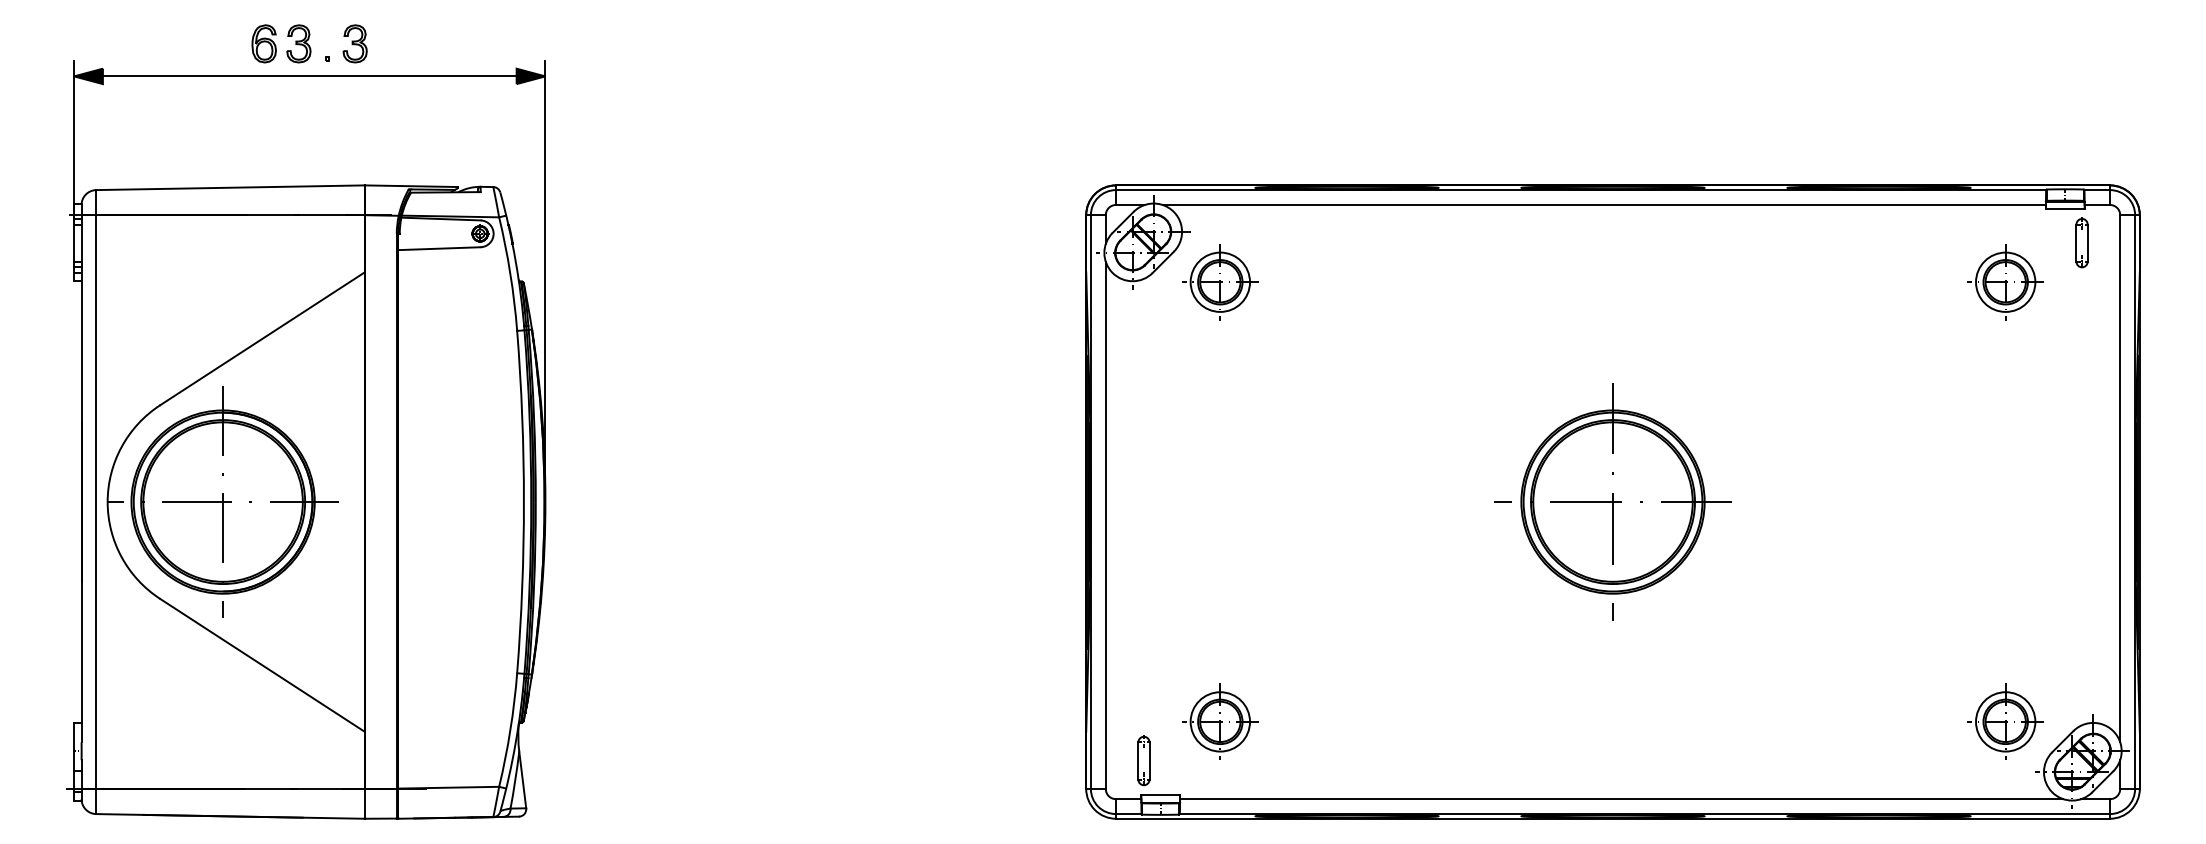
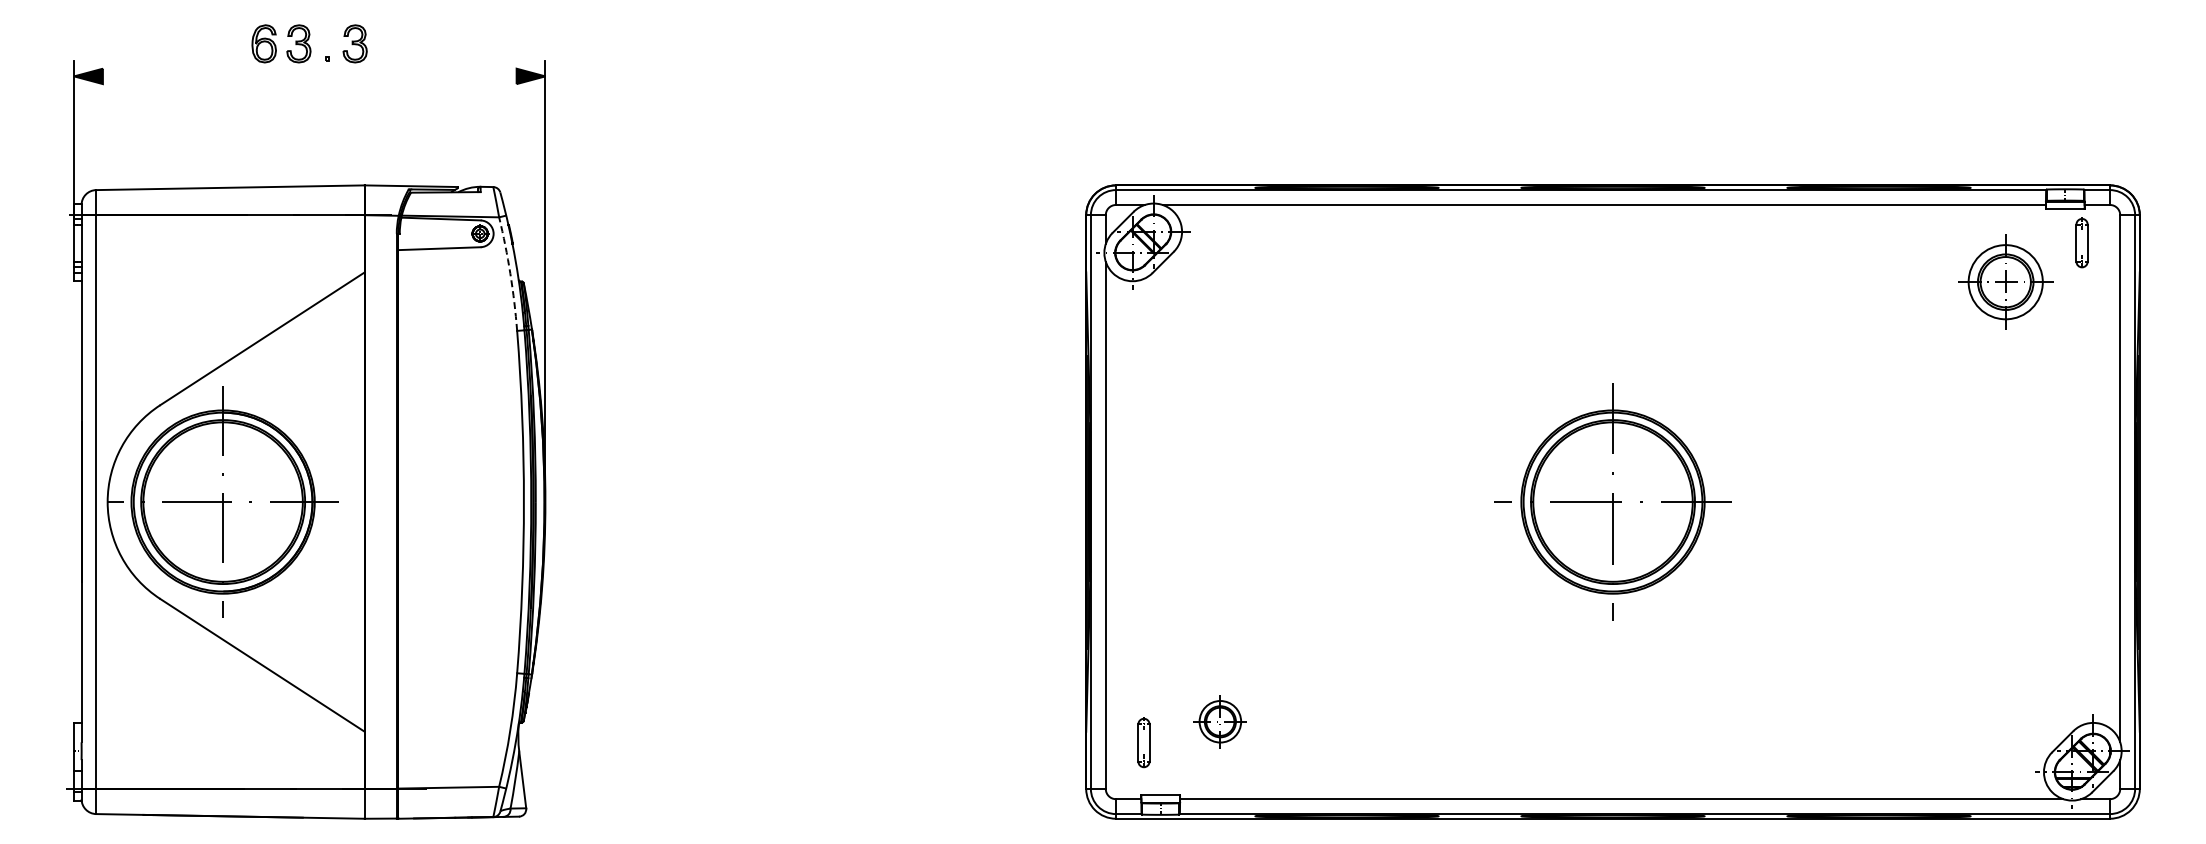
line: present -> none (309, 76)
arc: solid -> dashed (510, 273)
part: present -> none (1220, 282)
part size: 77x77 px -> 96x96 px (2005, 281)
part size: 77x77 px -> 54x54 px (1219, 721)
part: present -> none (2005, 721)
part position: (1143, 760) -> (1143, 742) (1143, 742)
